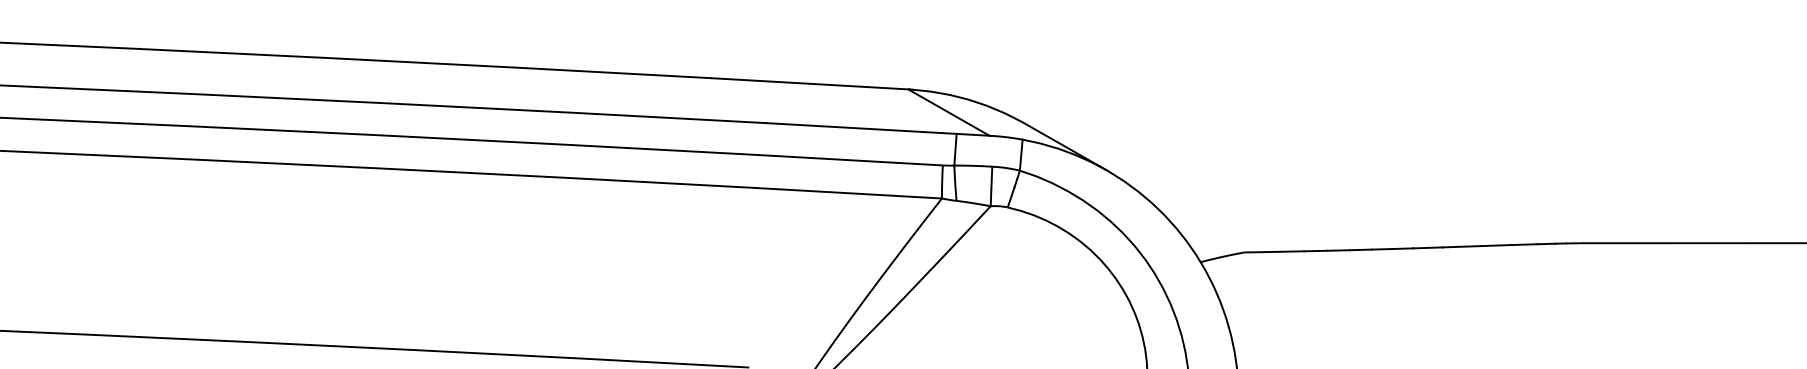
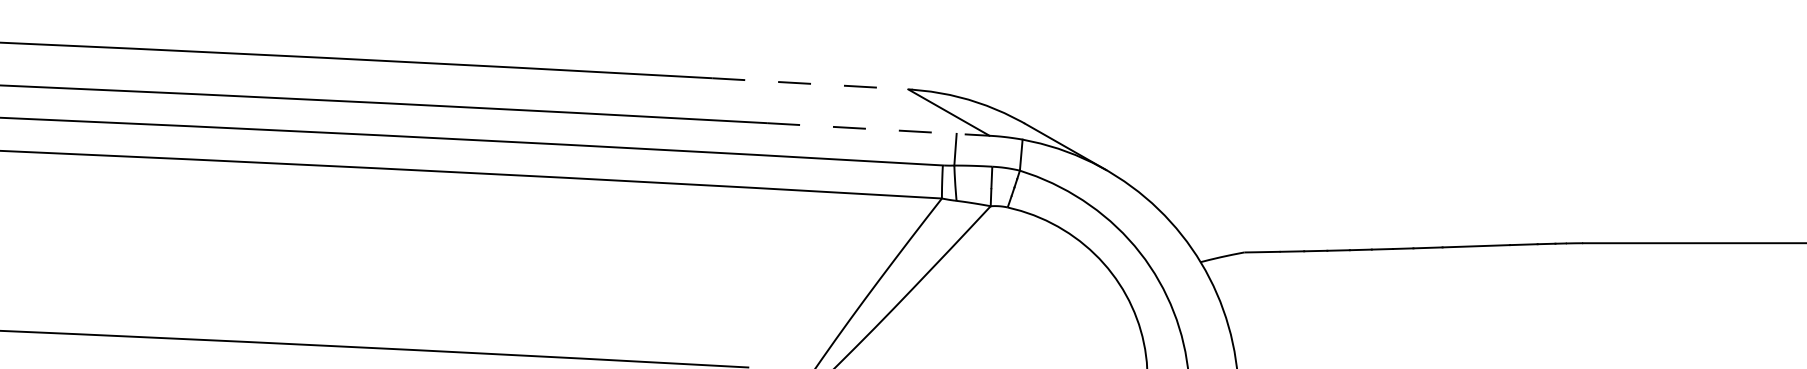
line: solid -> dashed (811, 83)
line: solid -> dashed (878, 129)
